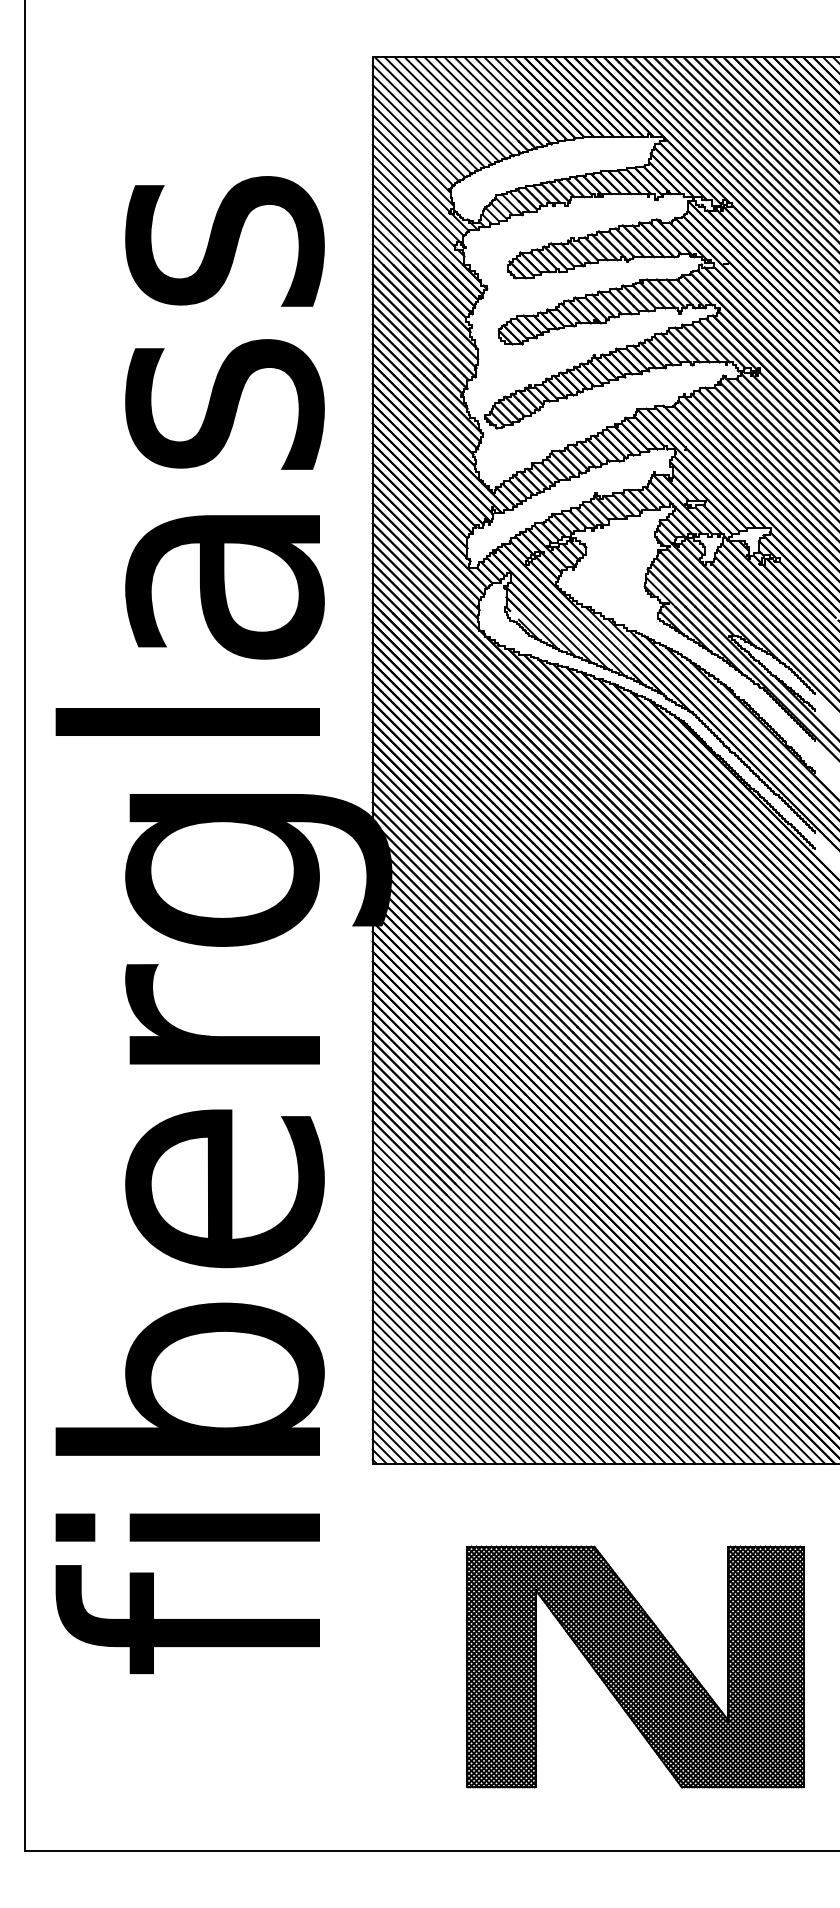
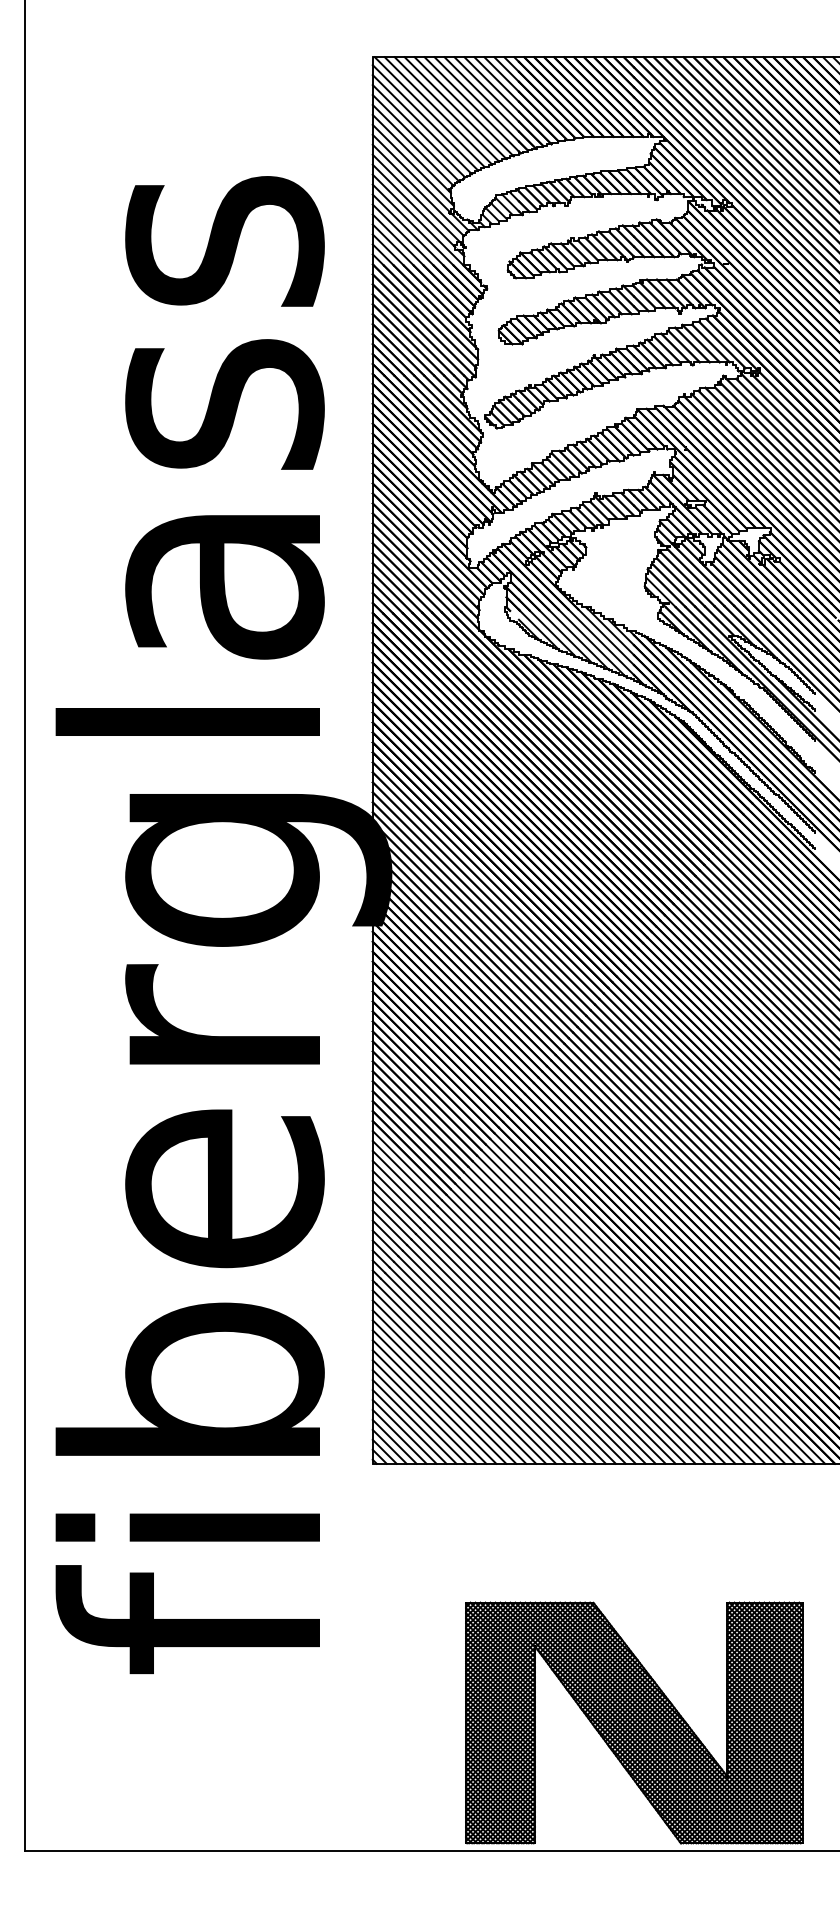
part position: (635, 1666) -> (634, 1722) (634, 1722)
